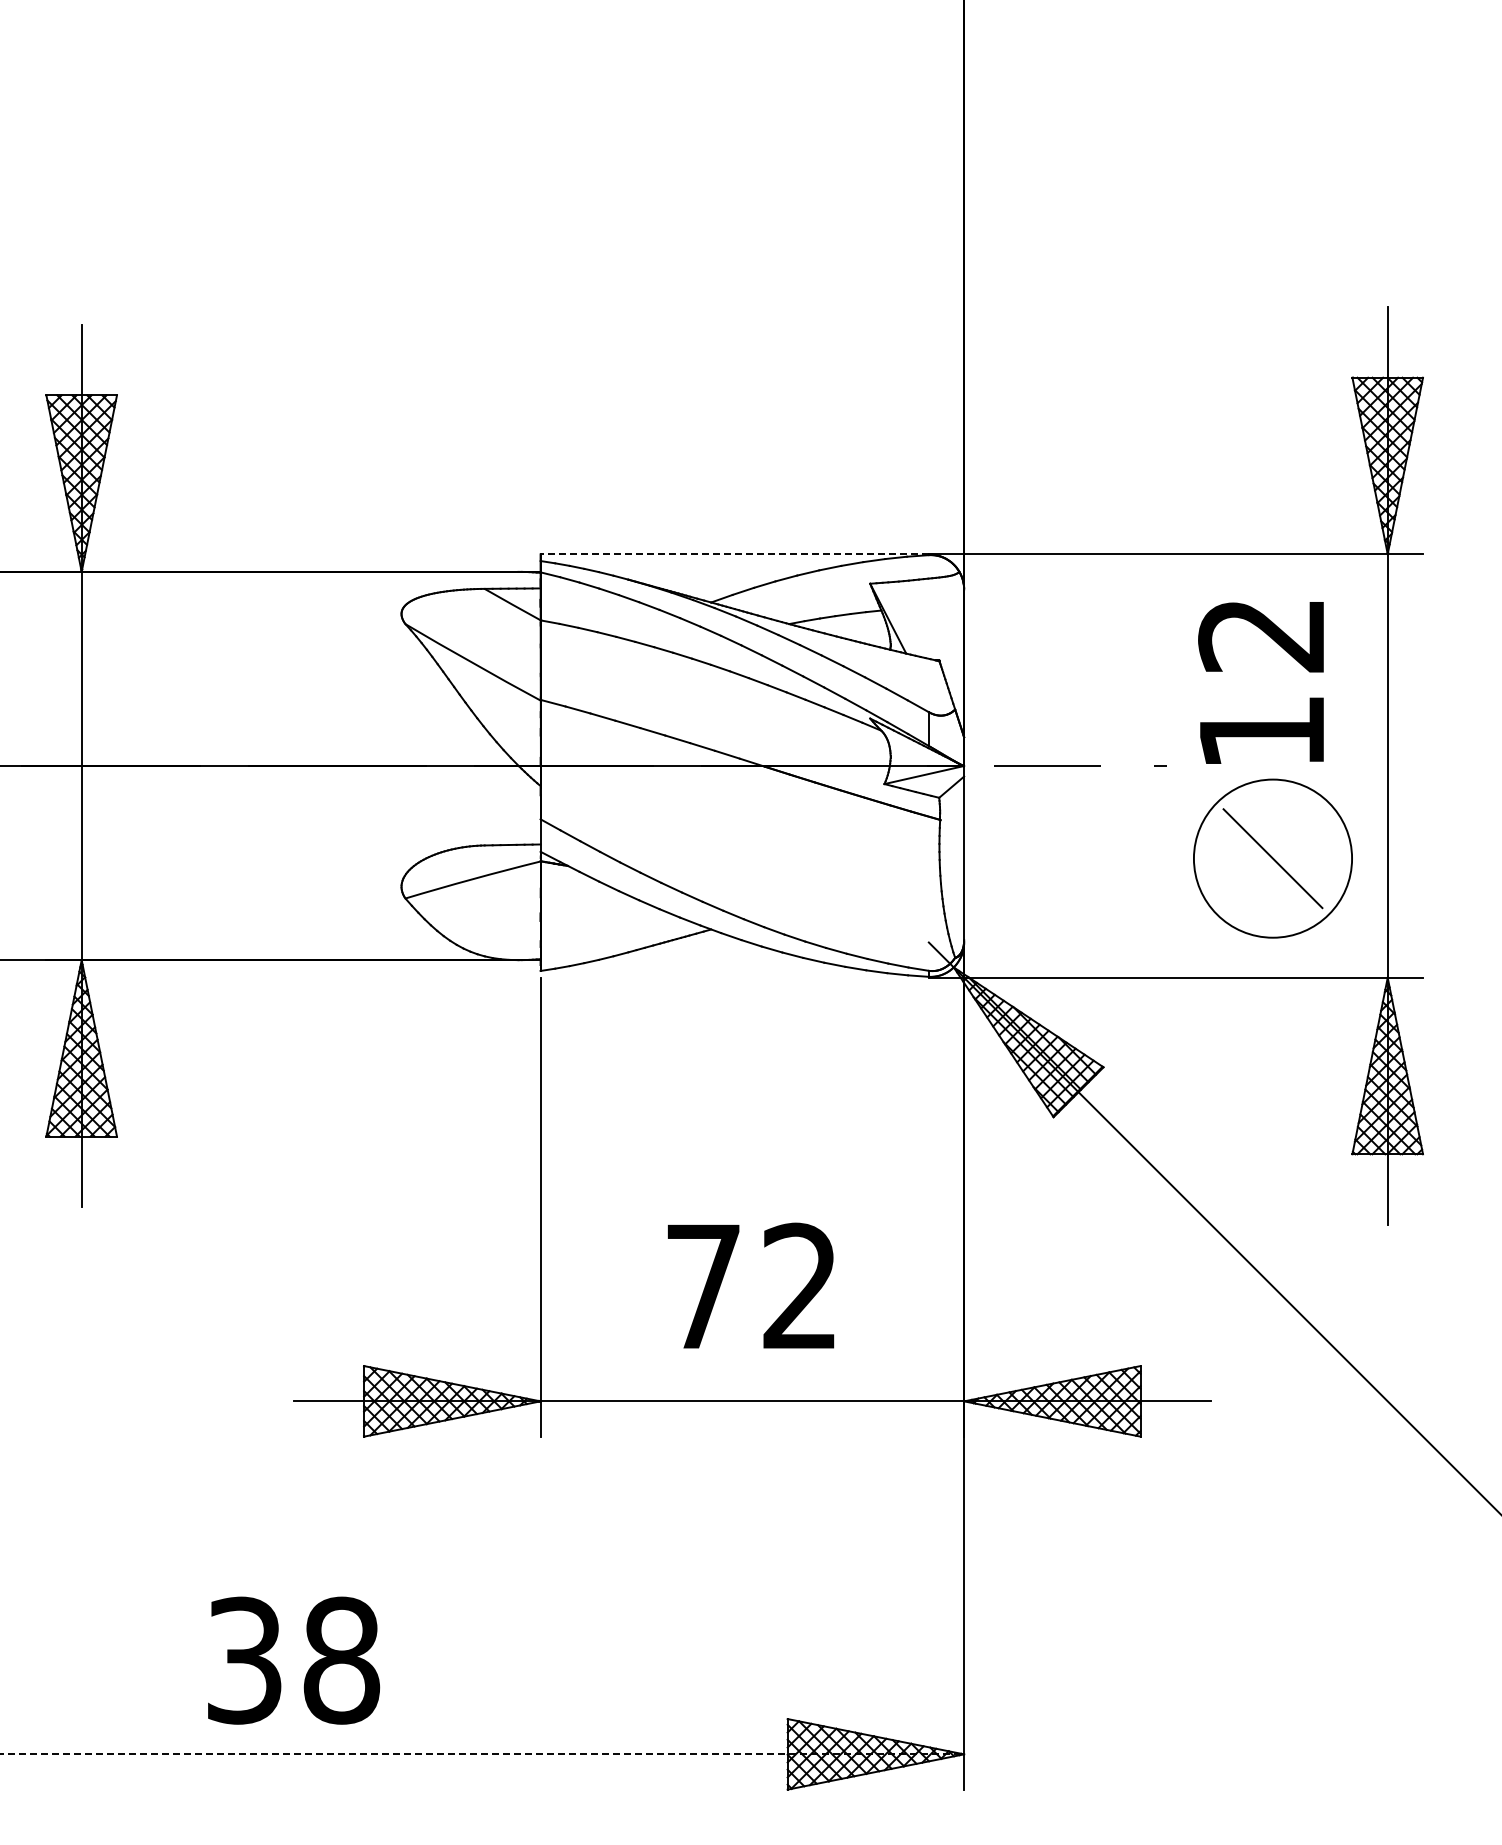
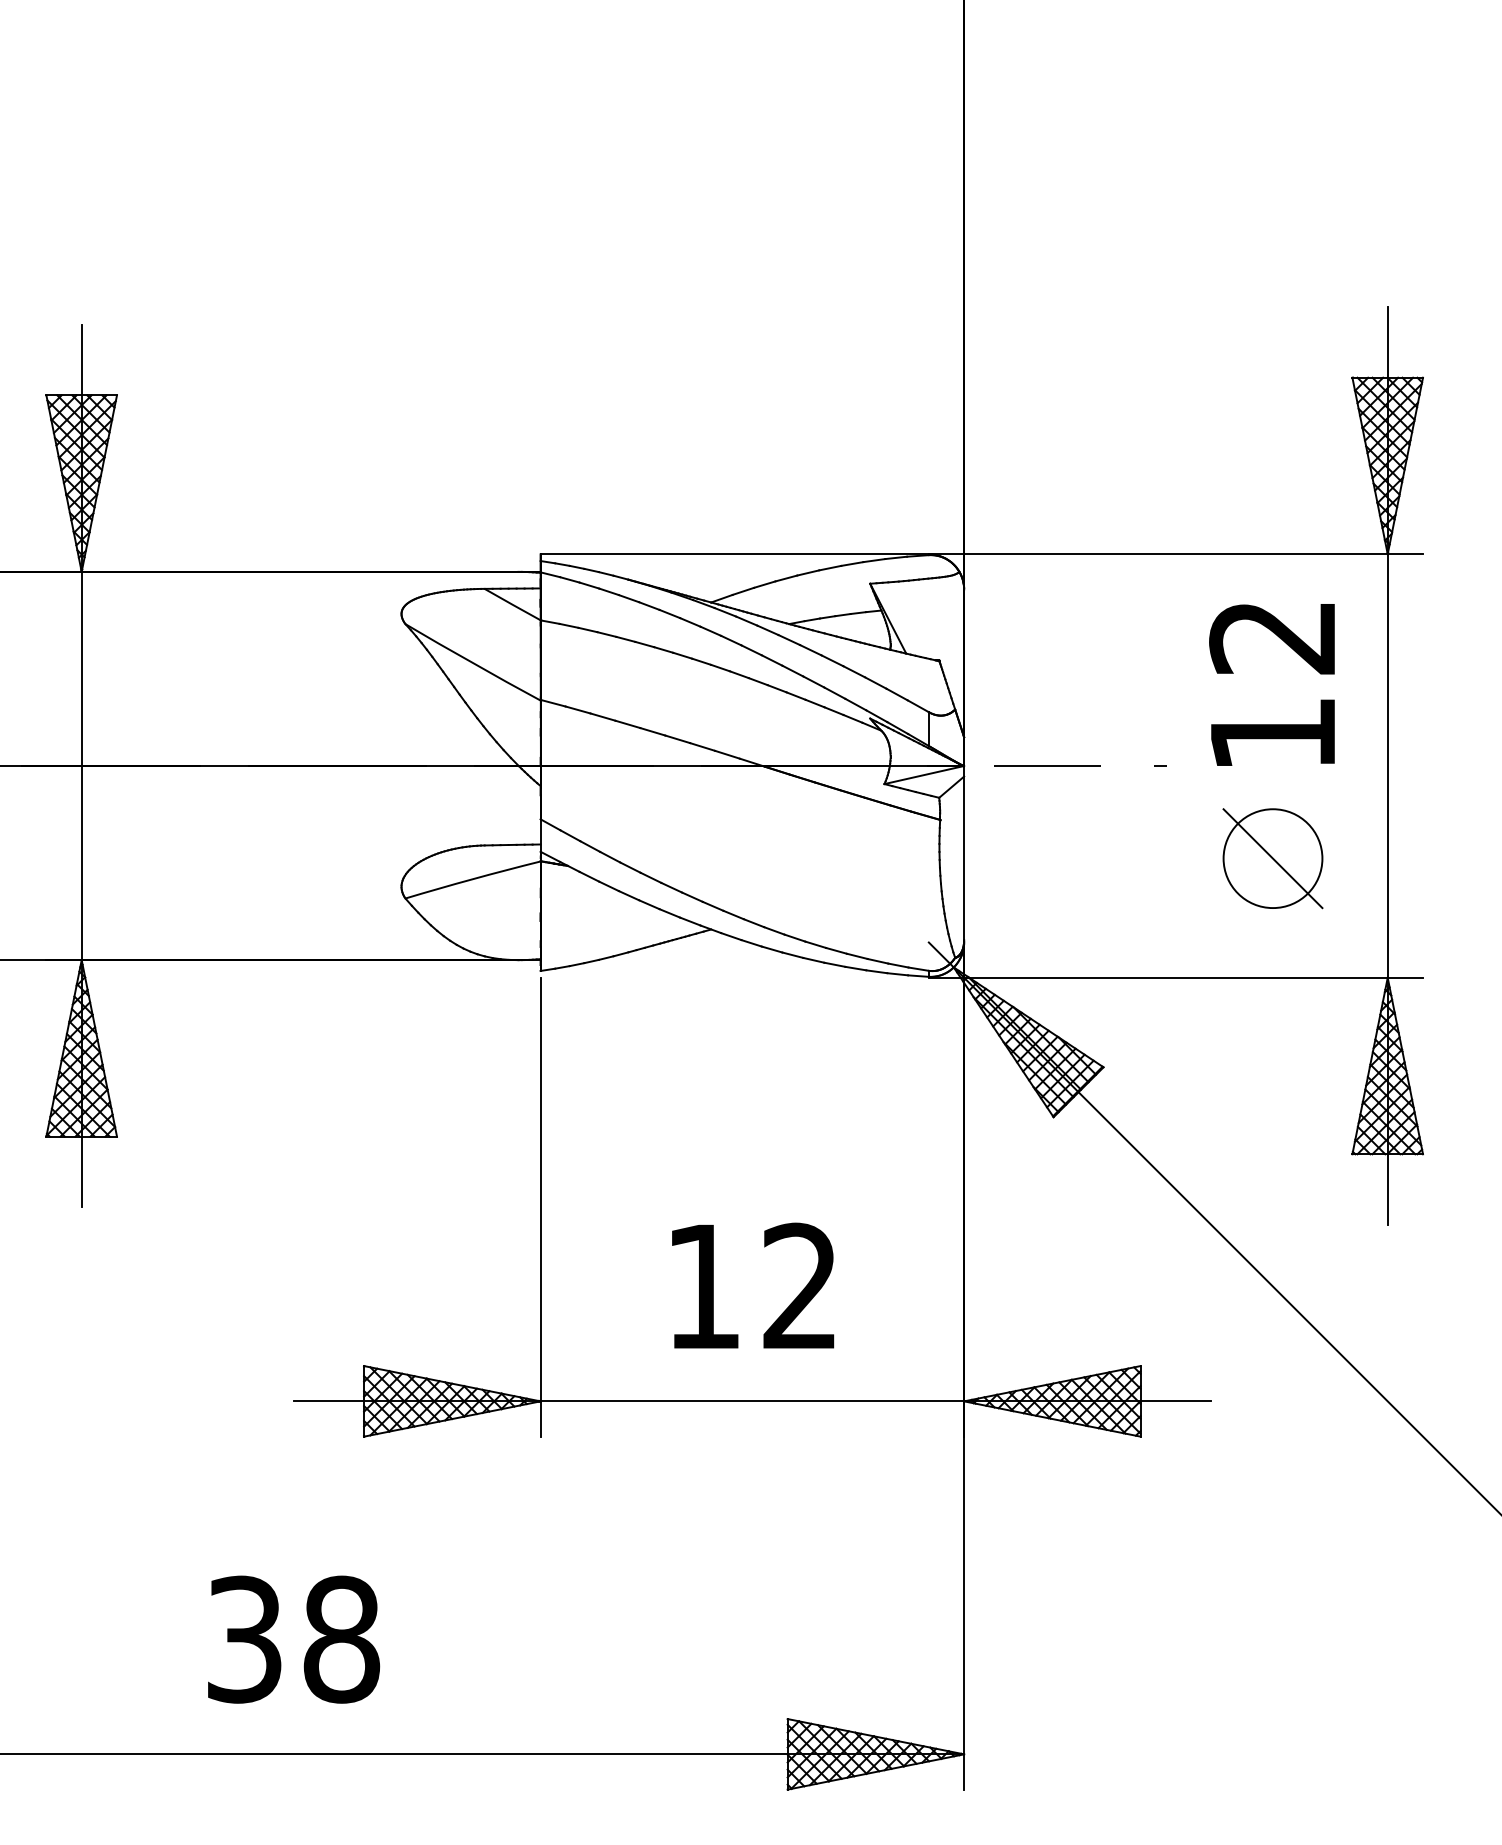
line: dashed -> solid (734, 554)
text position: (1260, 682) -> (1271, 684) (1271, 684)
circle diameter: 158 px -> 99 px (1272, 858)
text: 72 -> 12 (703, 1286)
text position: (294, 1660) -> (294, 1639) (294, 1639)
line: dashed -> solid (482, 1754)
